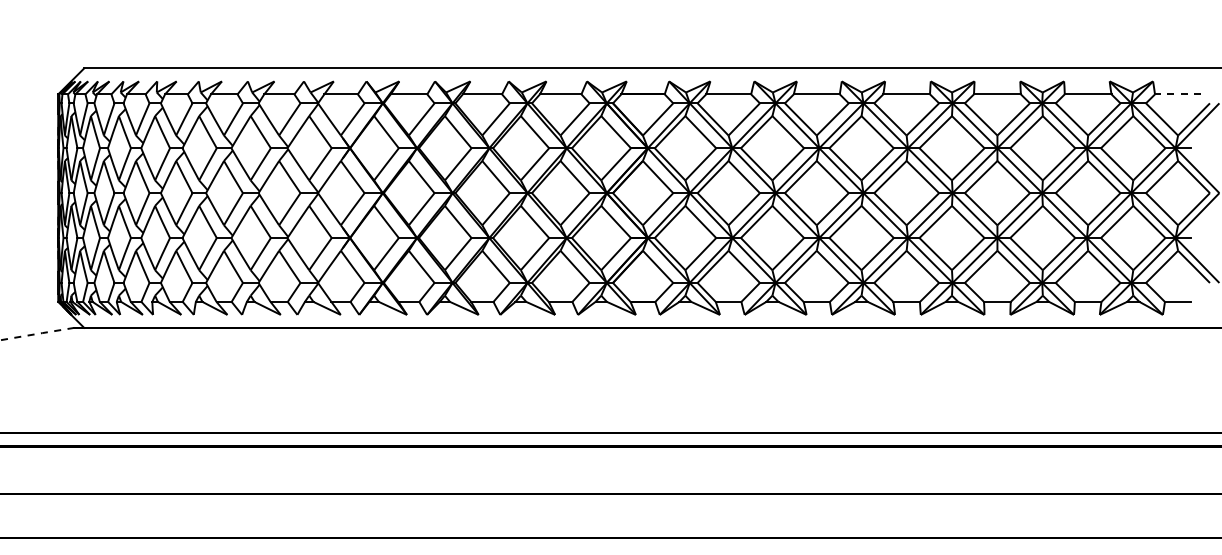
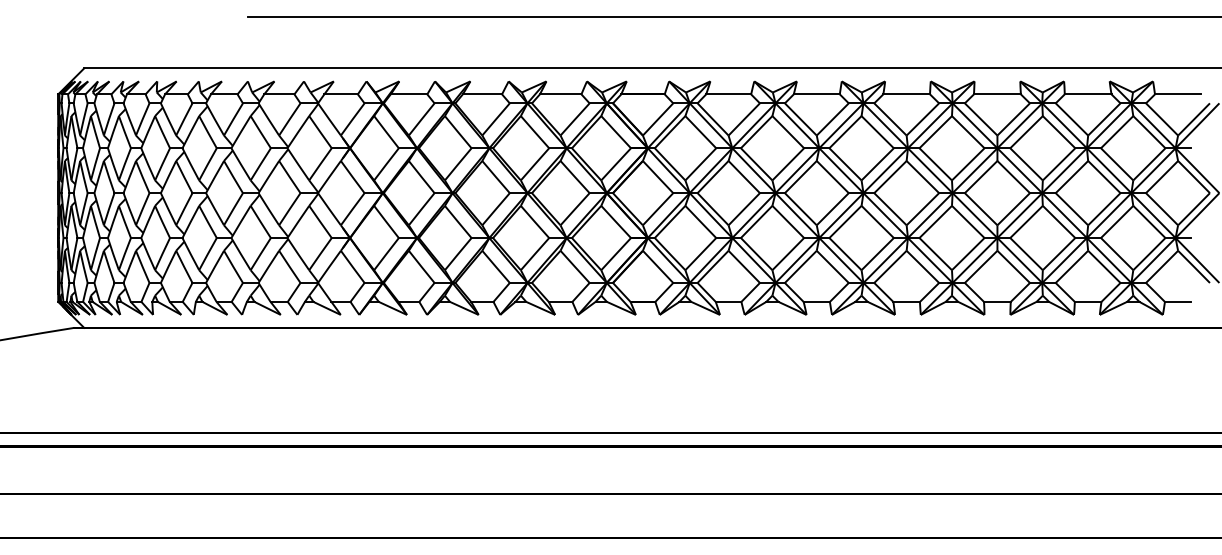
line: none -> present (732, 16)
line: dashed -> solid (1177, 94)
arc: dashed -> solid (36, 334)
